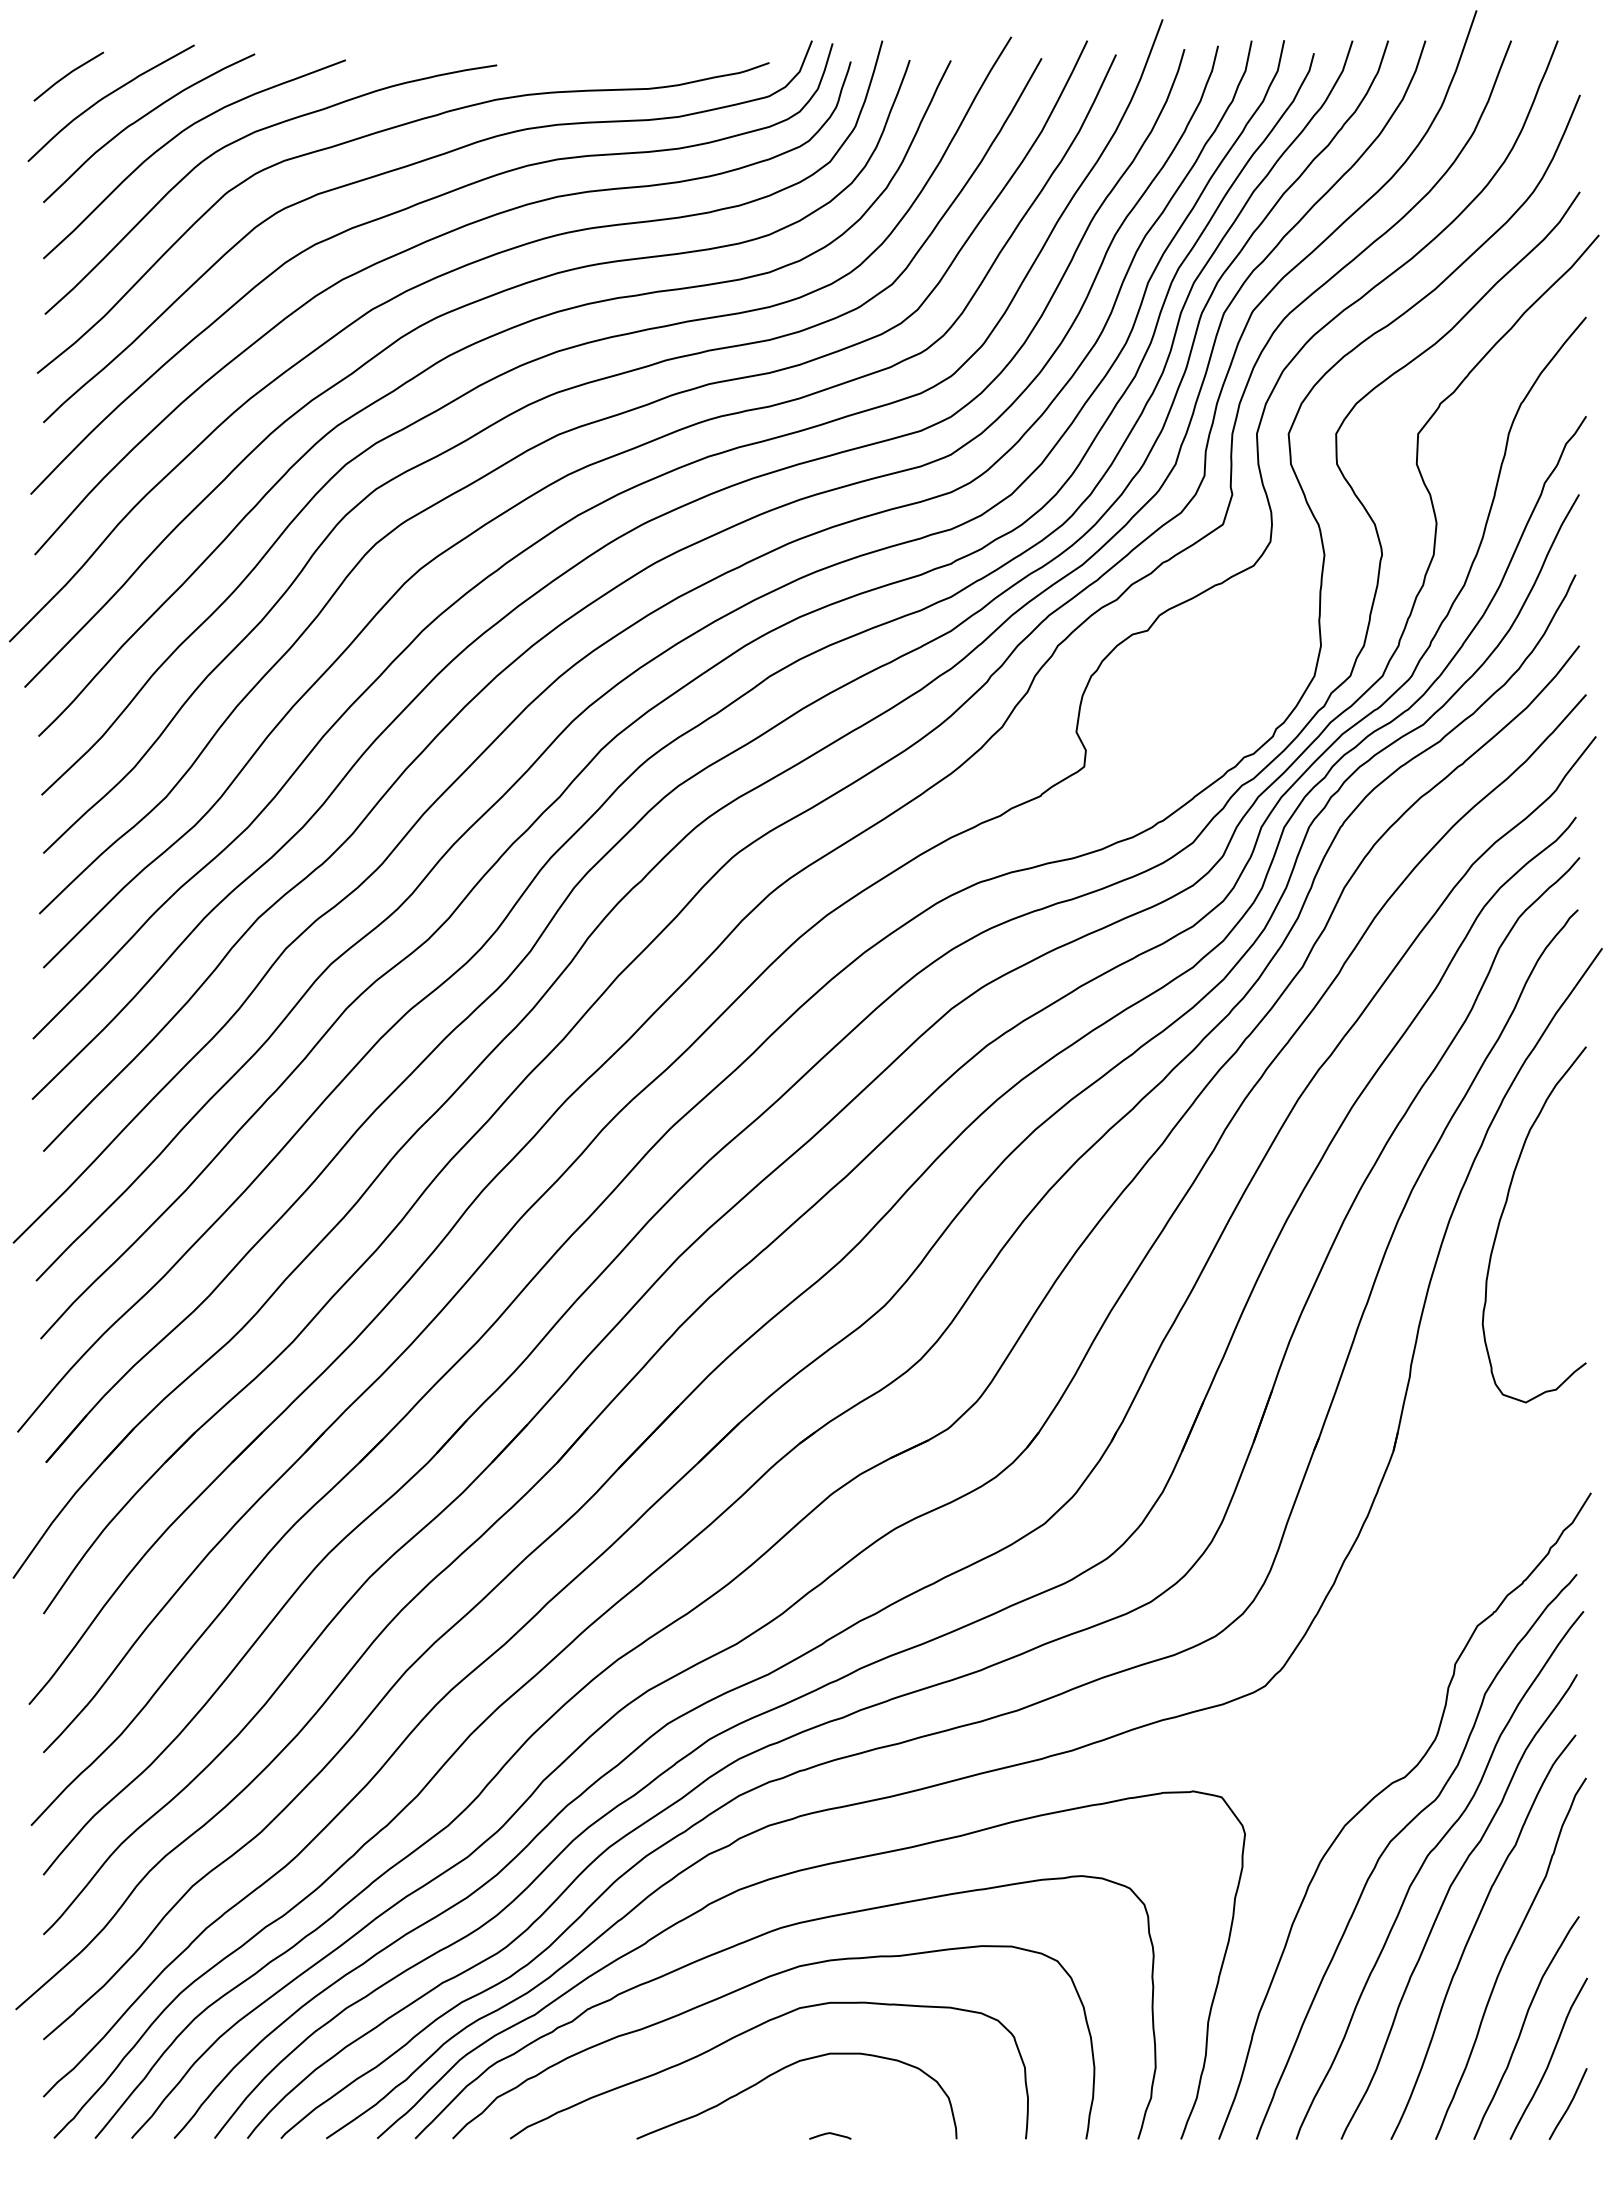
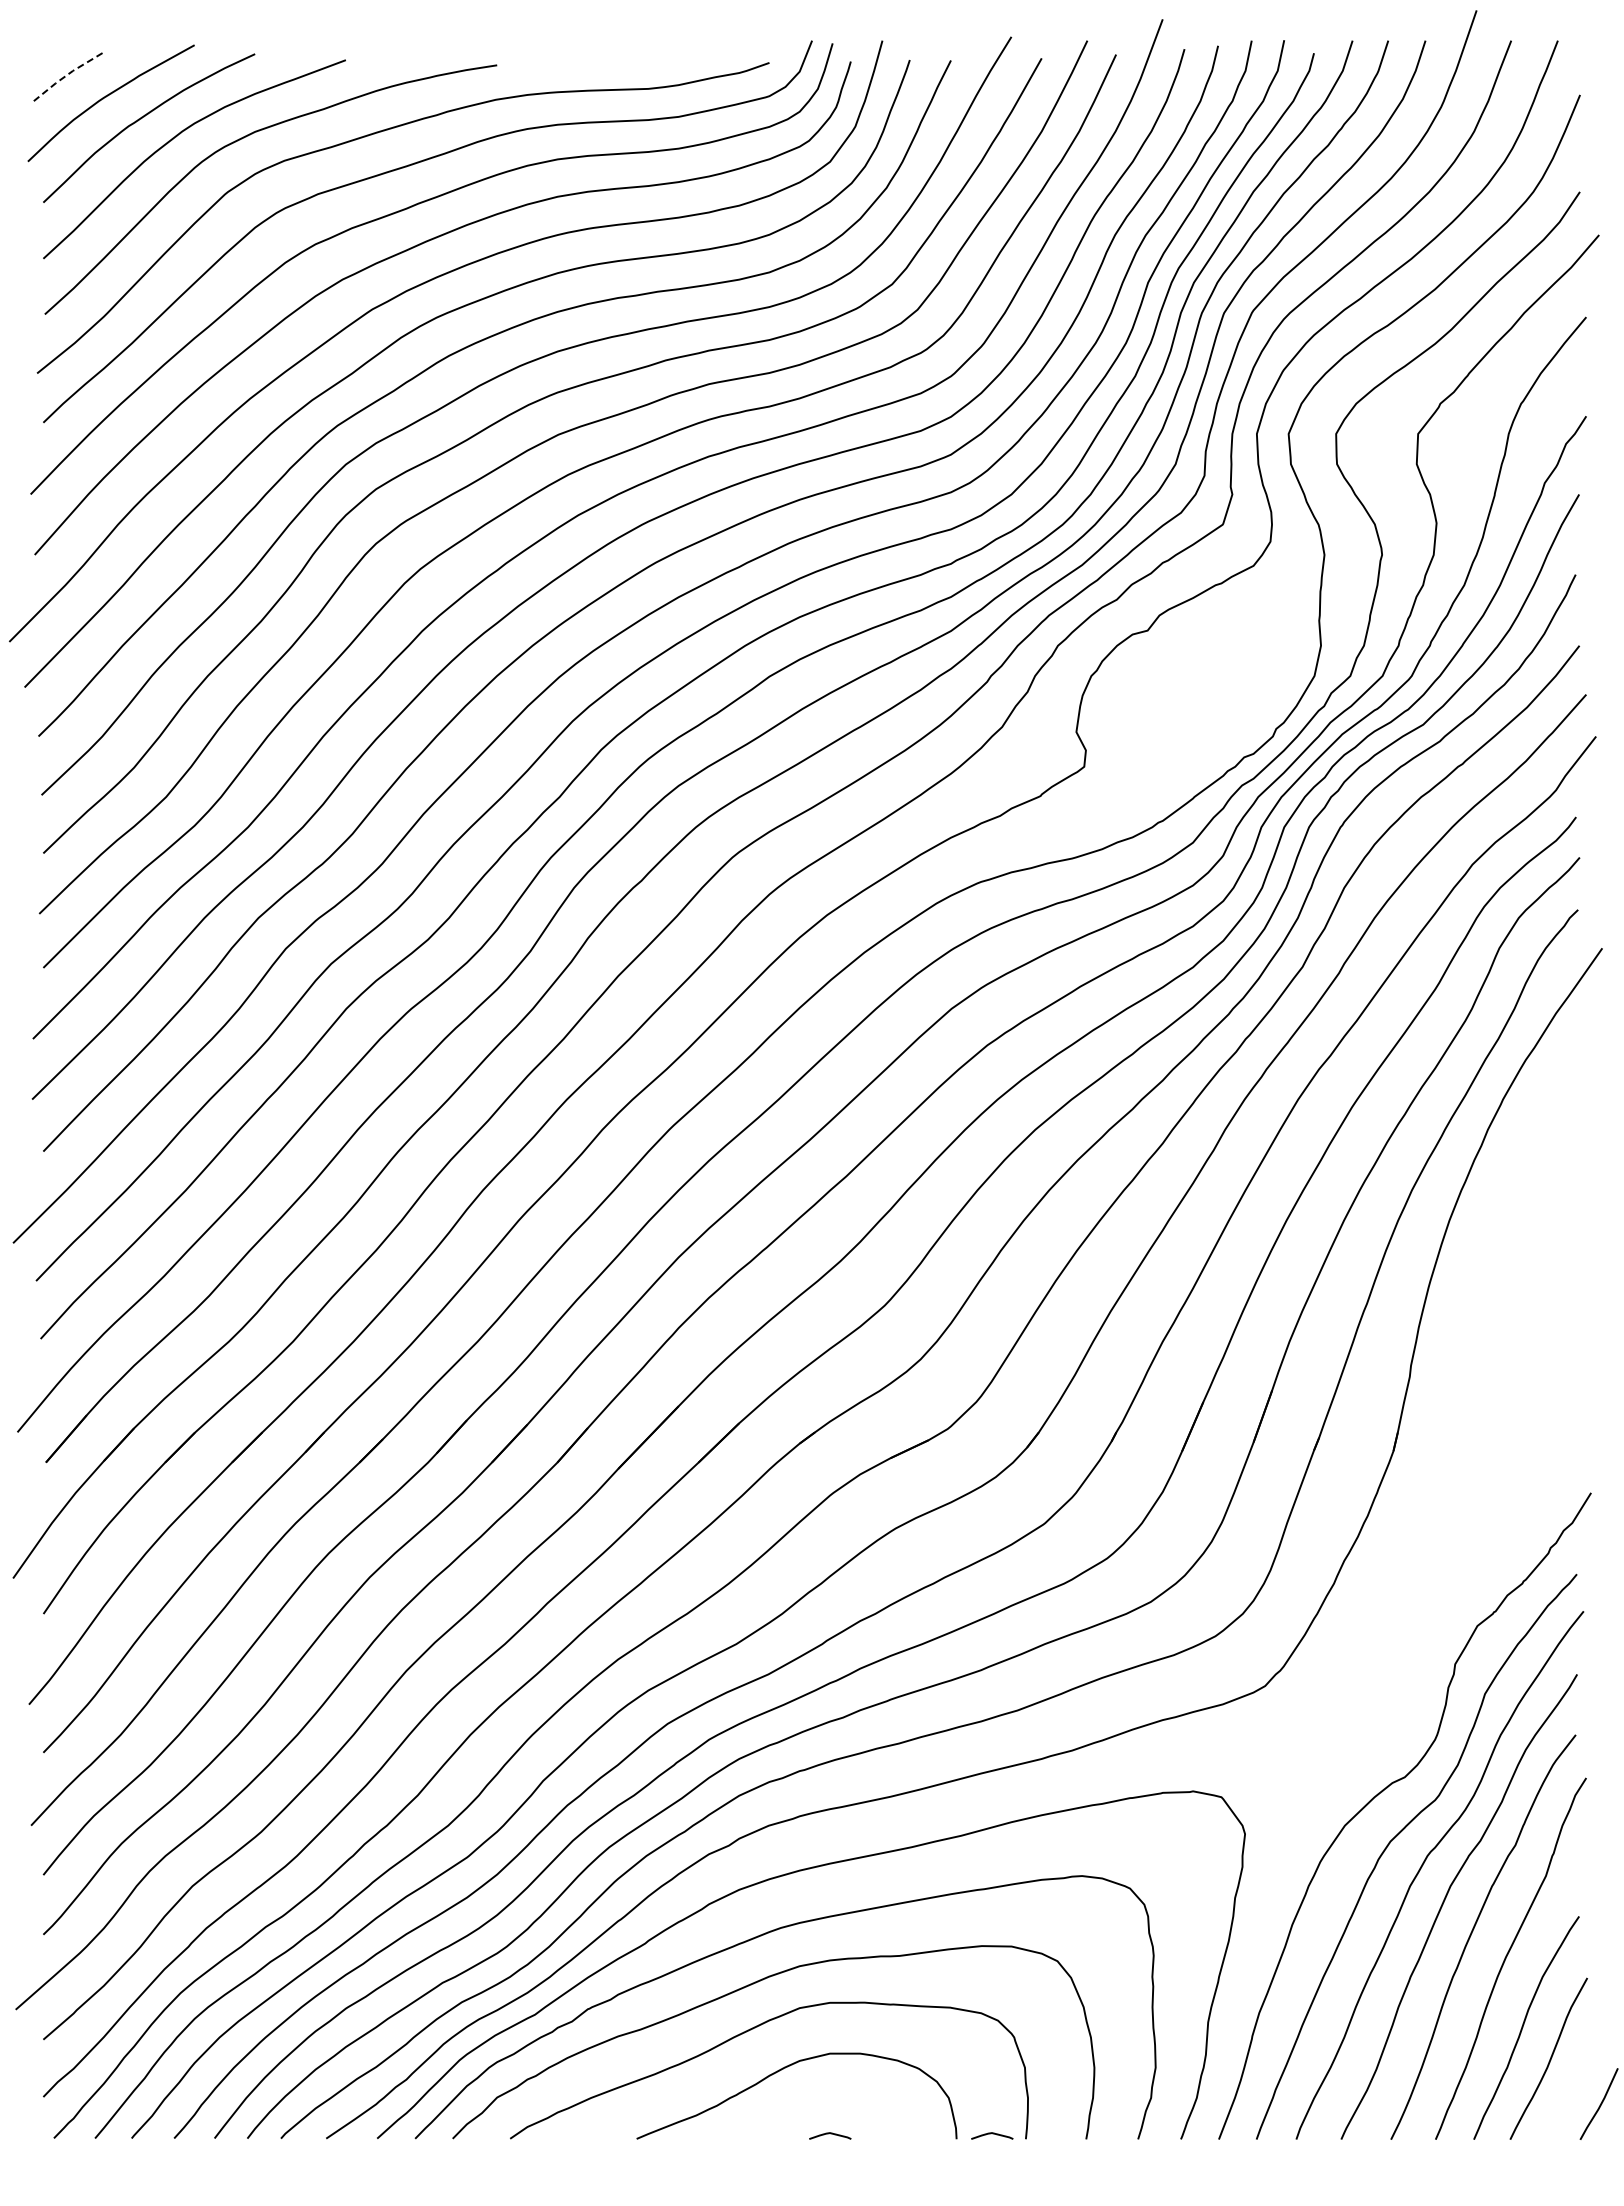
line: solid -> dashed (67, 74)
curve: present -> none (1503, 1213)
line position: (1569, 2103) -> (1600, 2103) (1600, 2103)
curve: none -> present (992, 2134)
